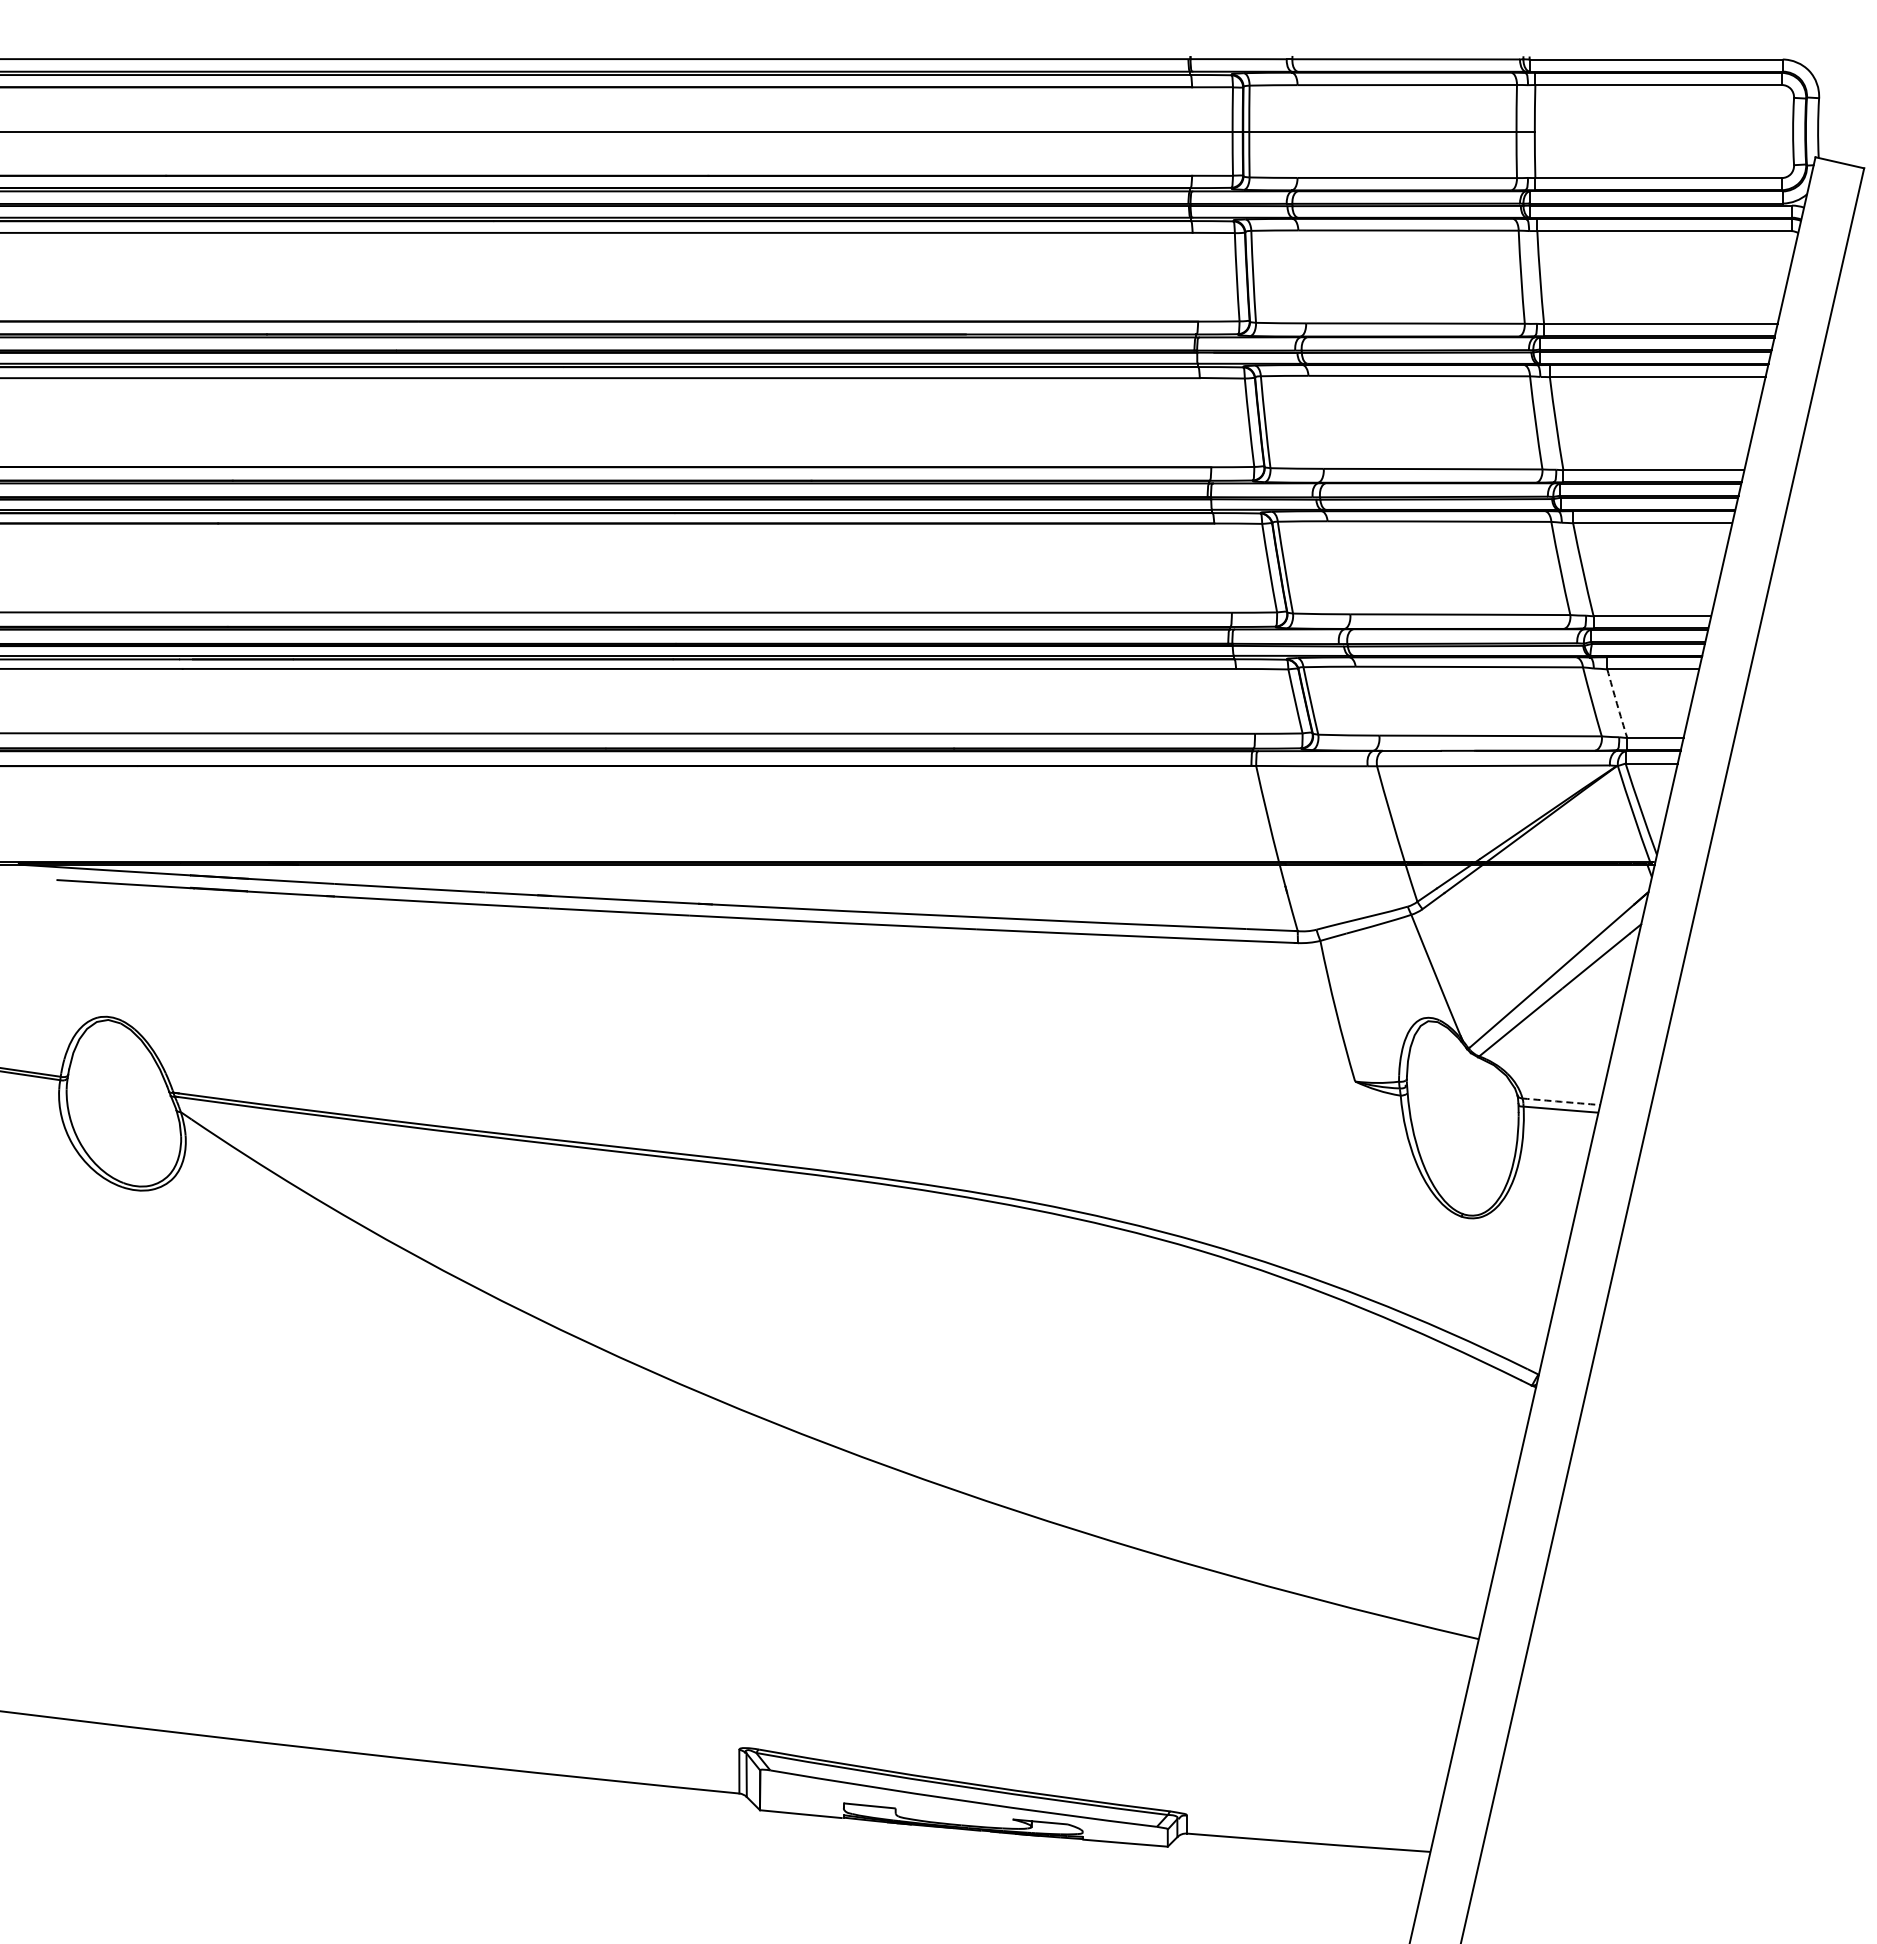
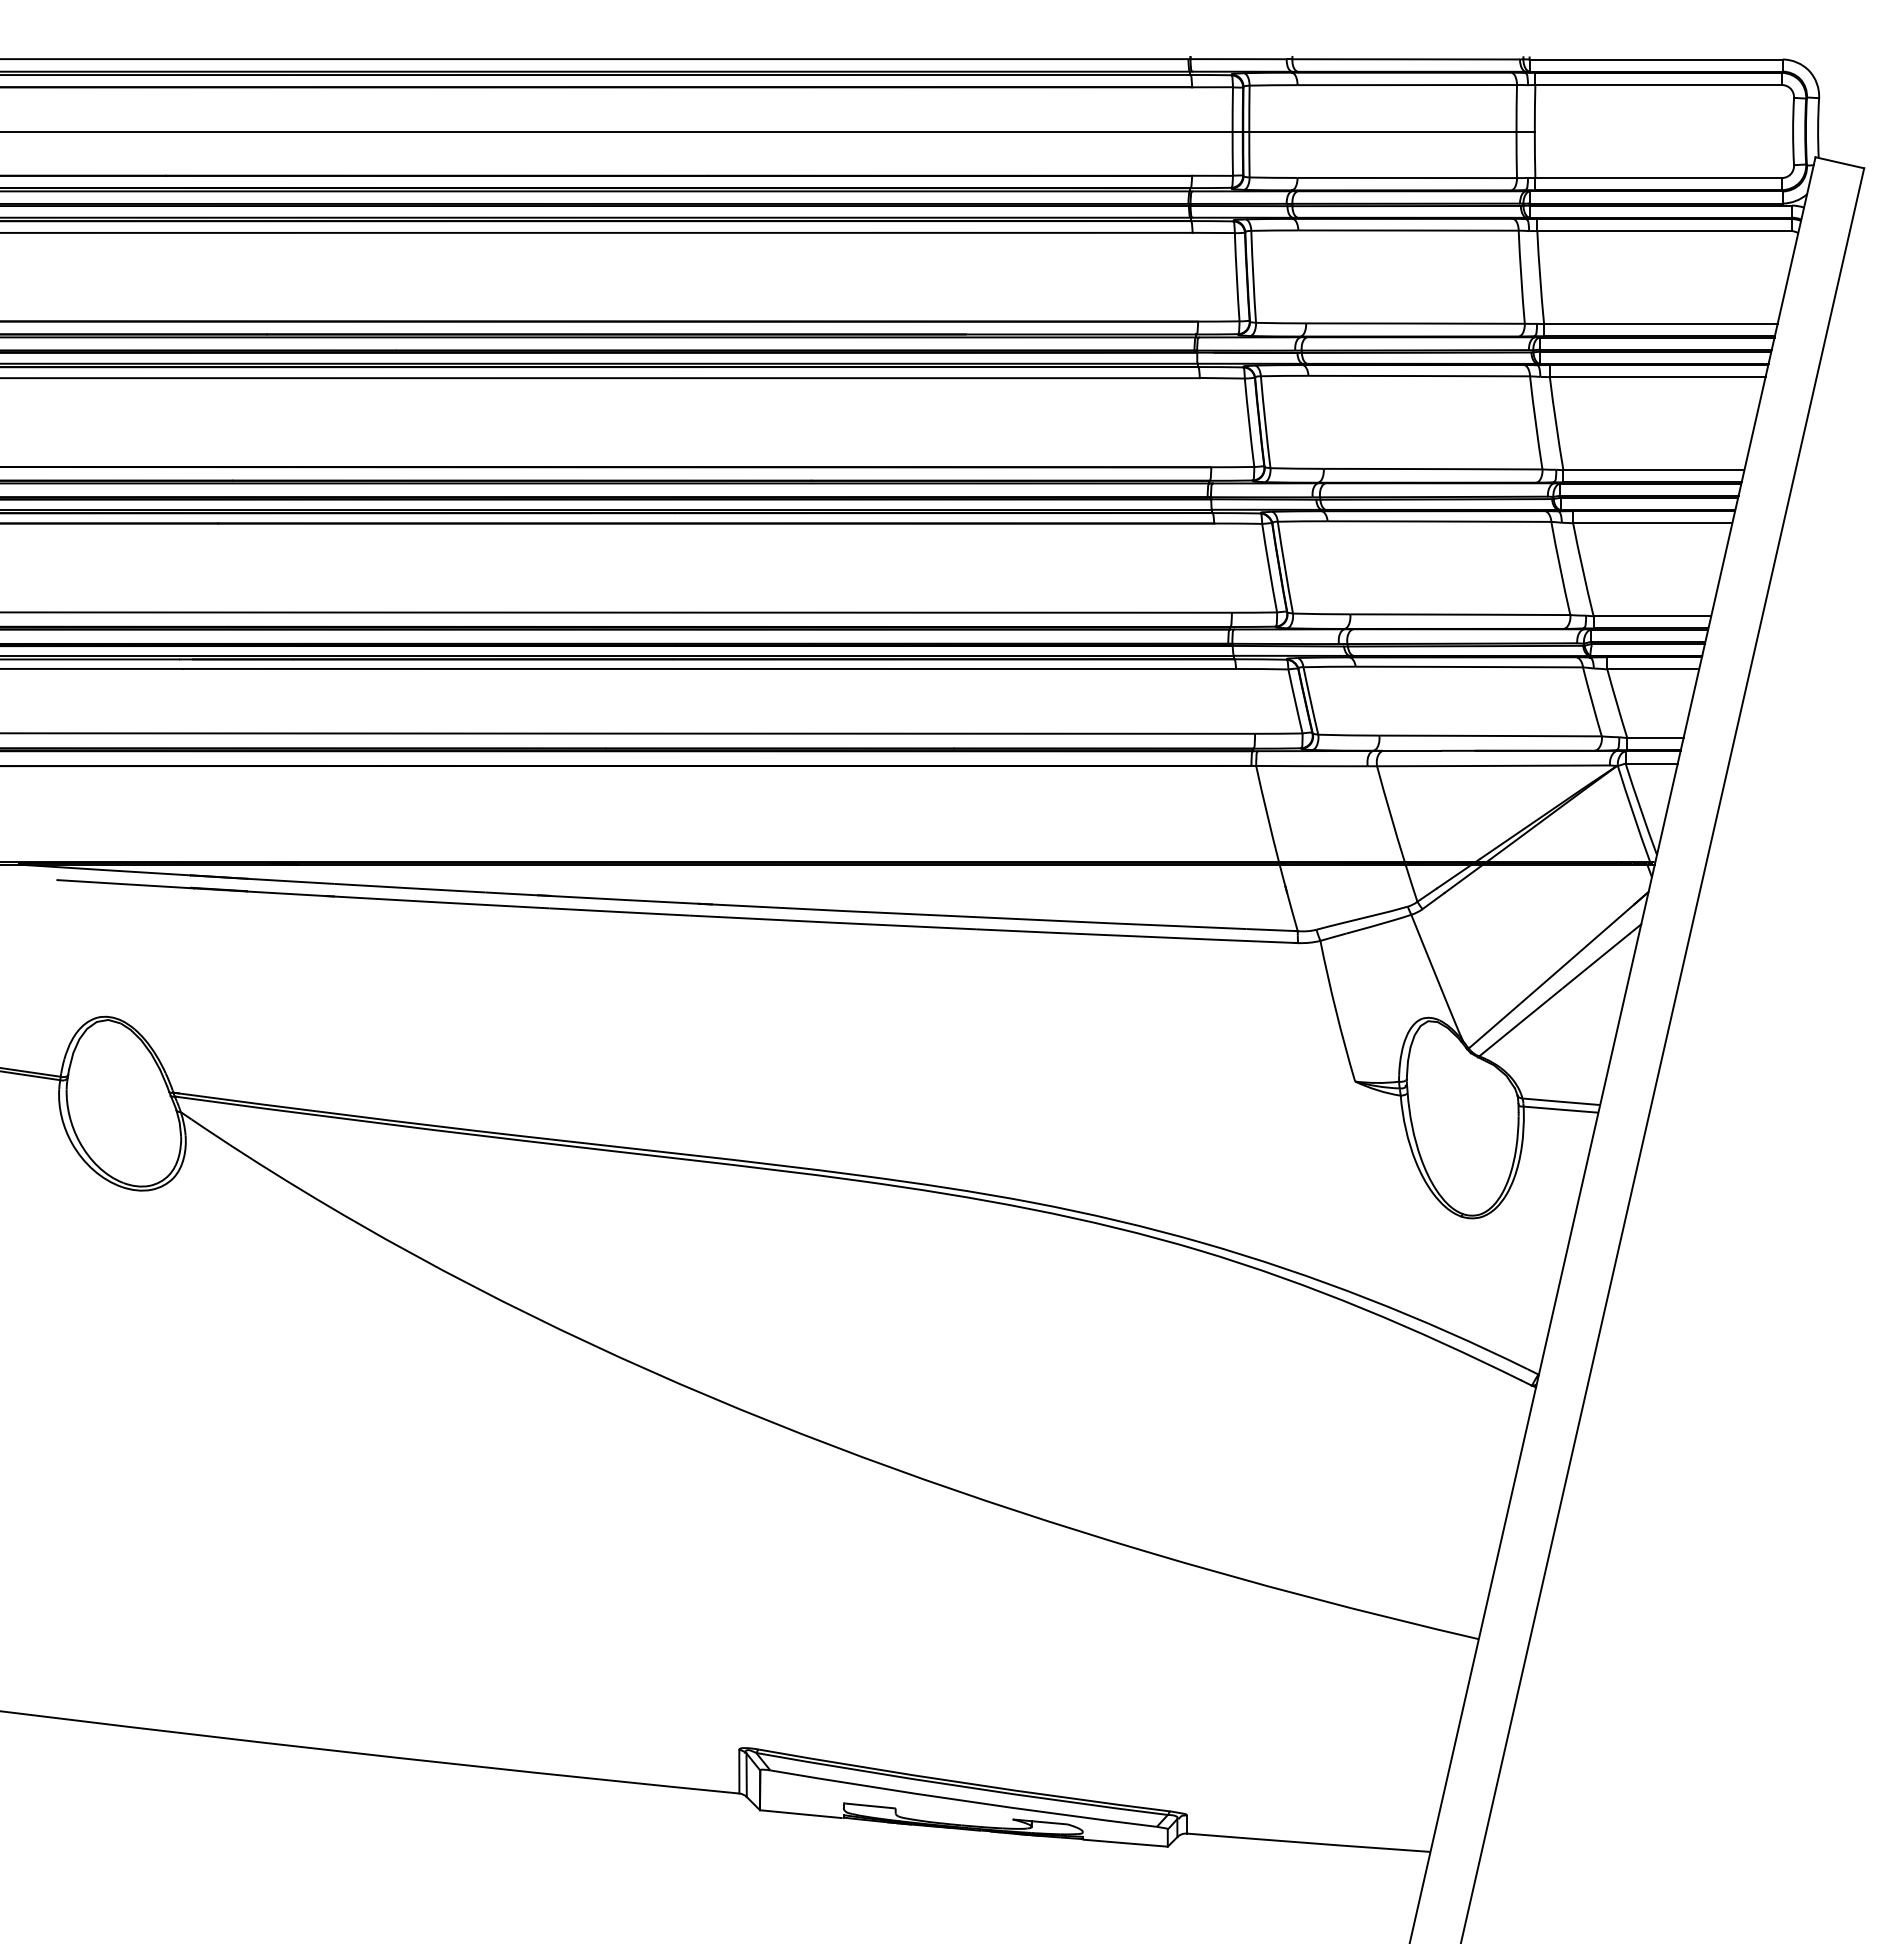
arc: dashed -> solid (1617, 703)
arc: dashed -> solid (1561, 1101)
